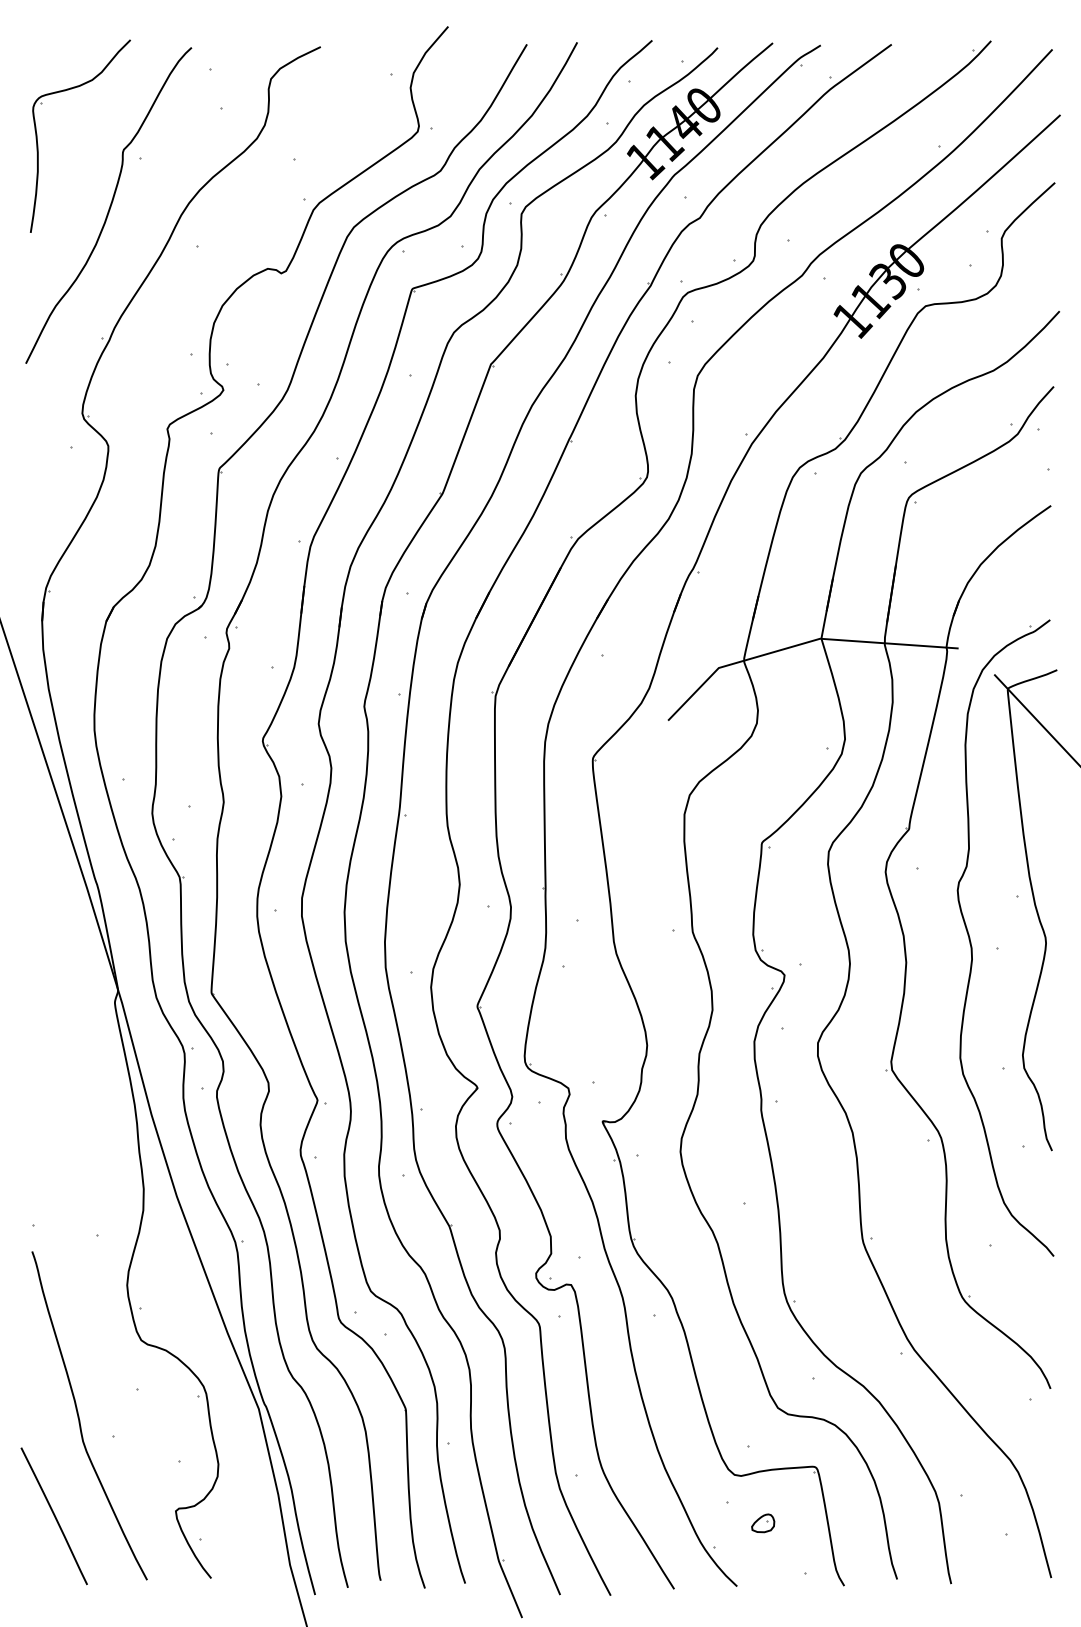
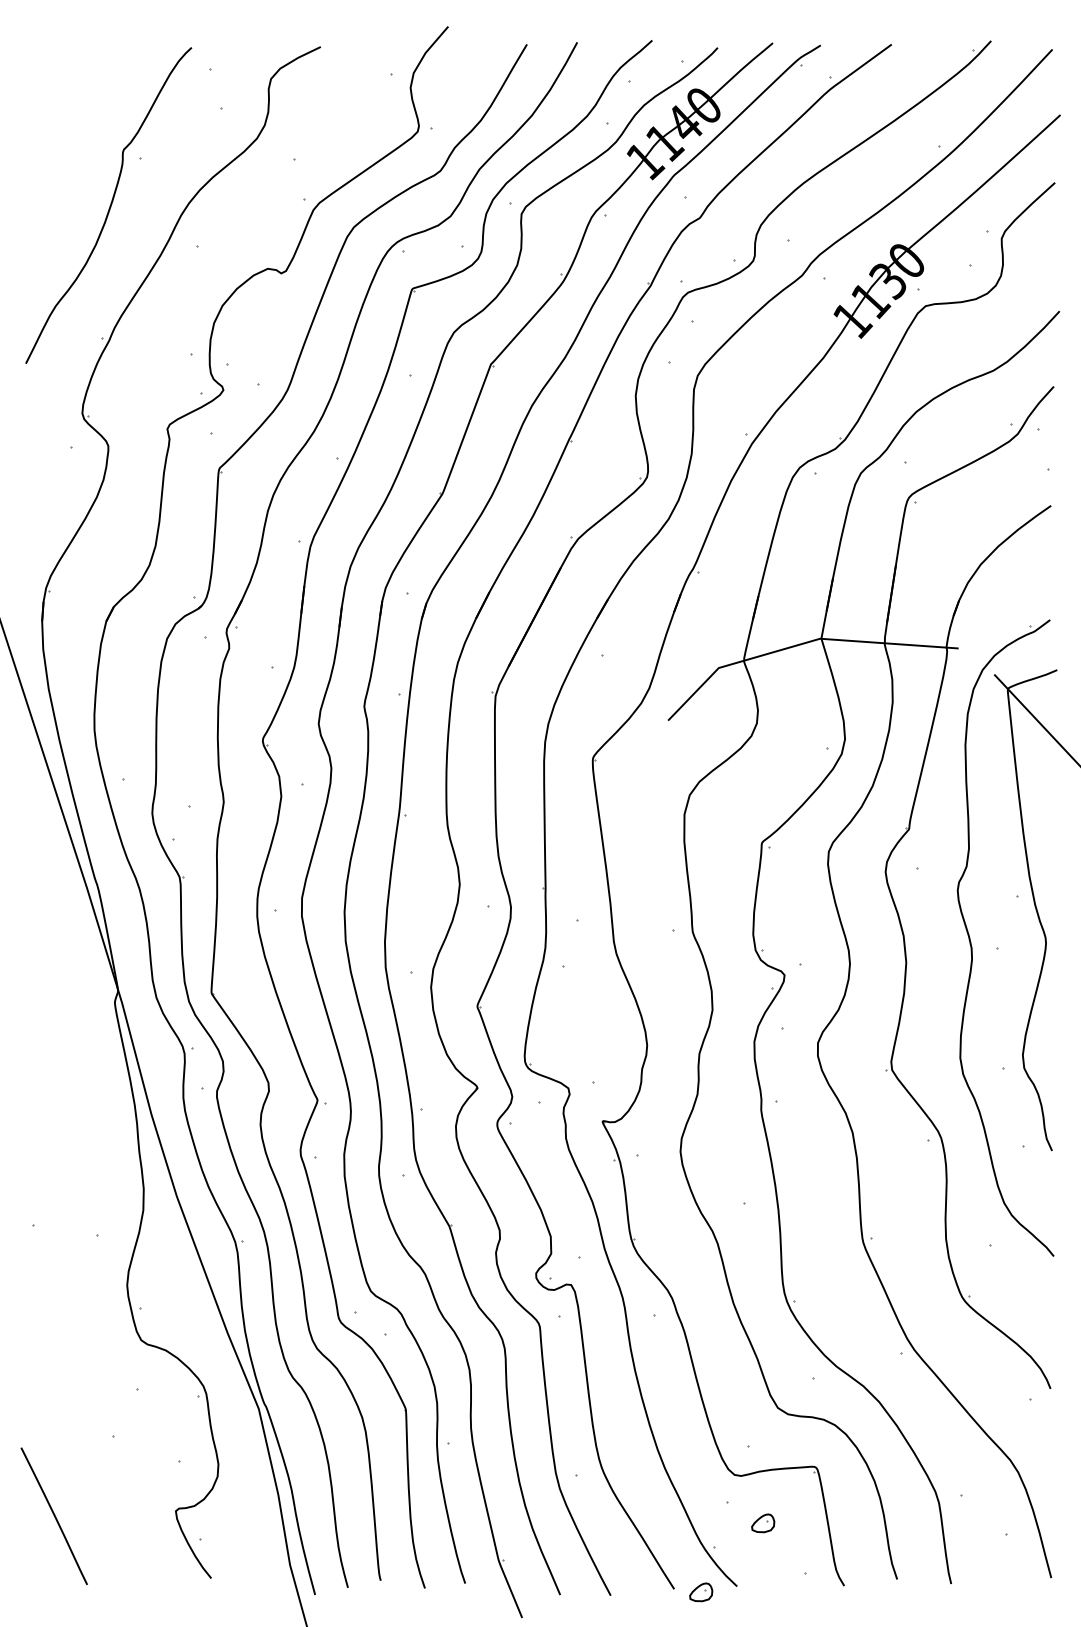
part: present -> none (38, 144)
curve: present -> none (79, 1415)
part: none -> present (701, 1592)
